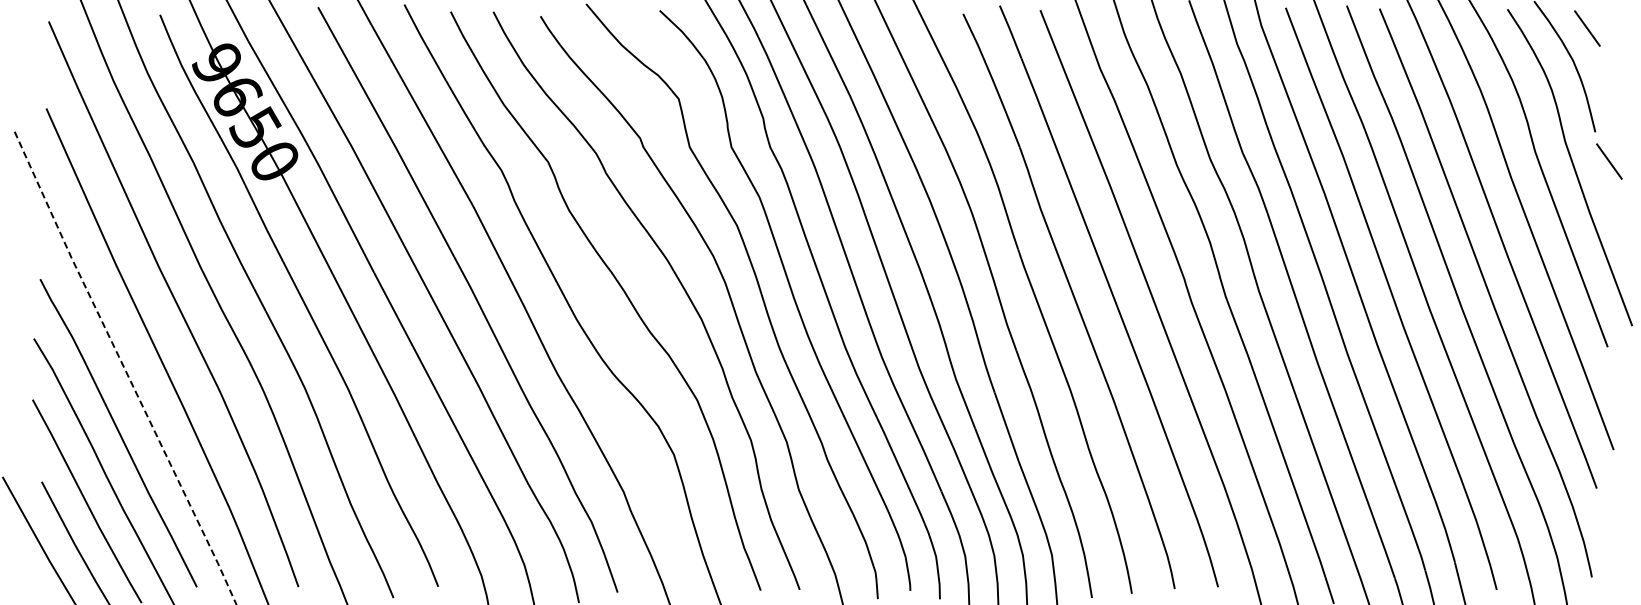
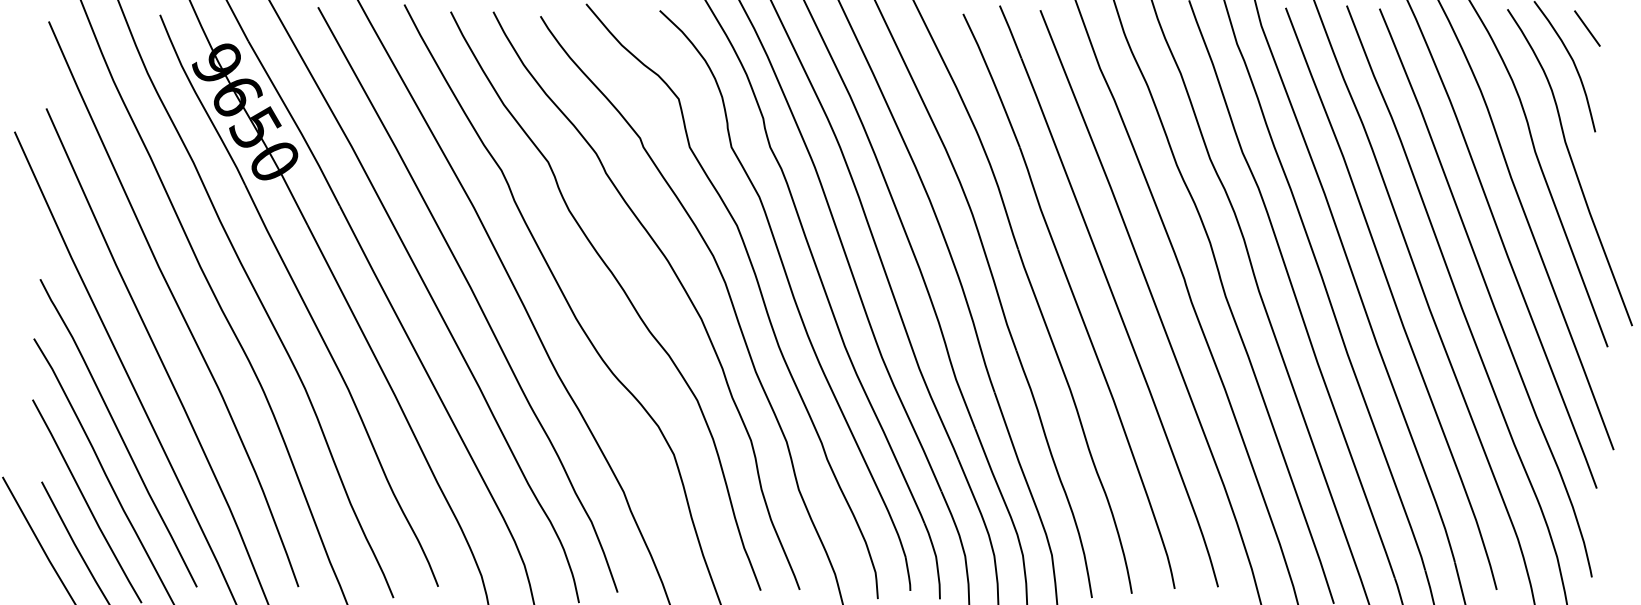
line: present -> none (1609, 161)
line: dashed -> solid (124, 368)
